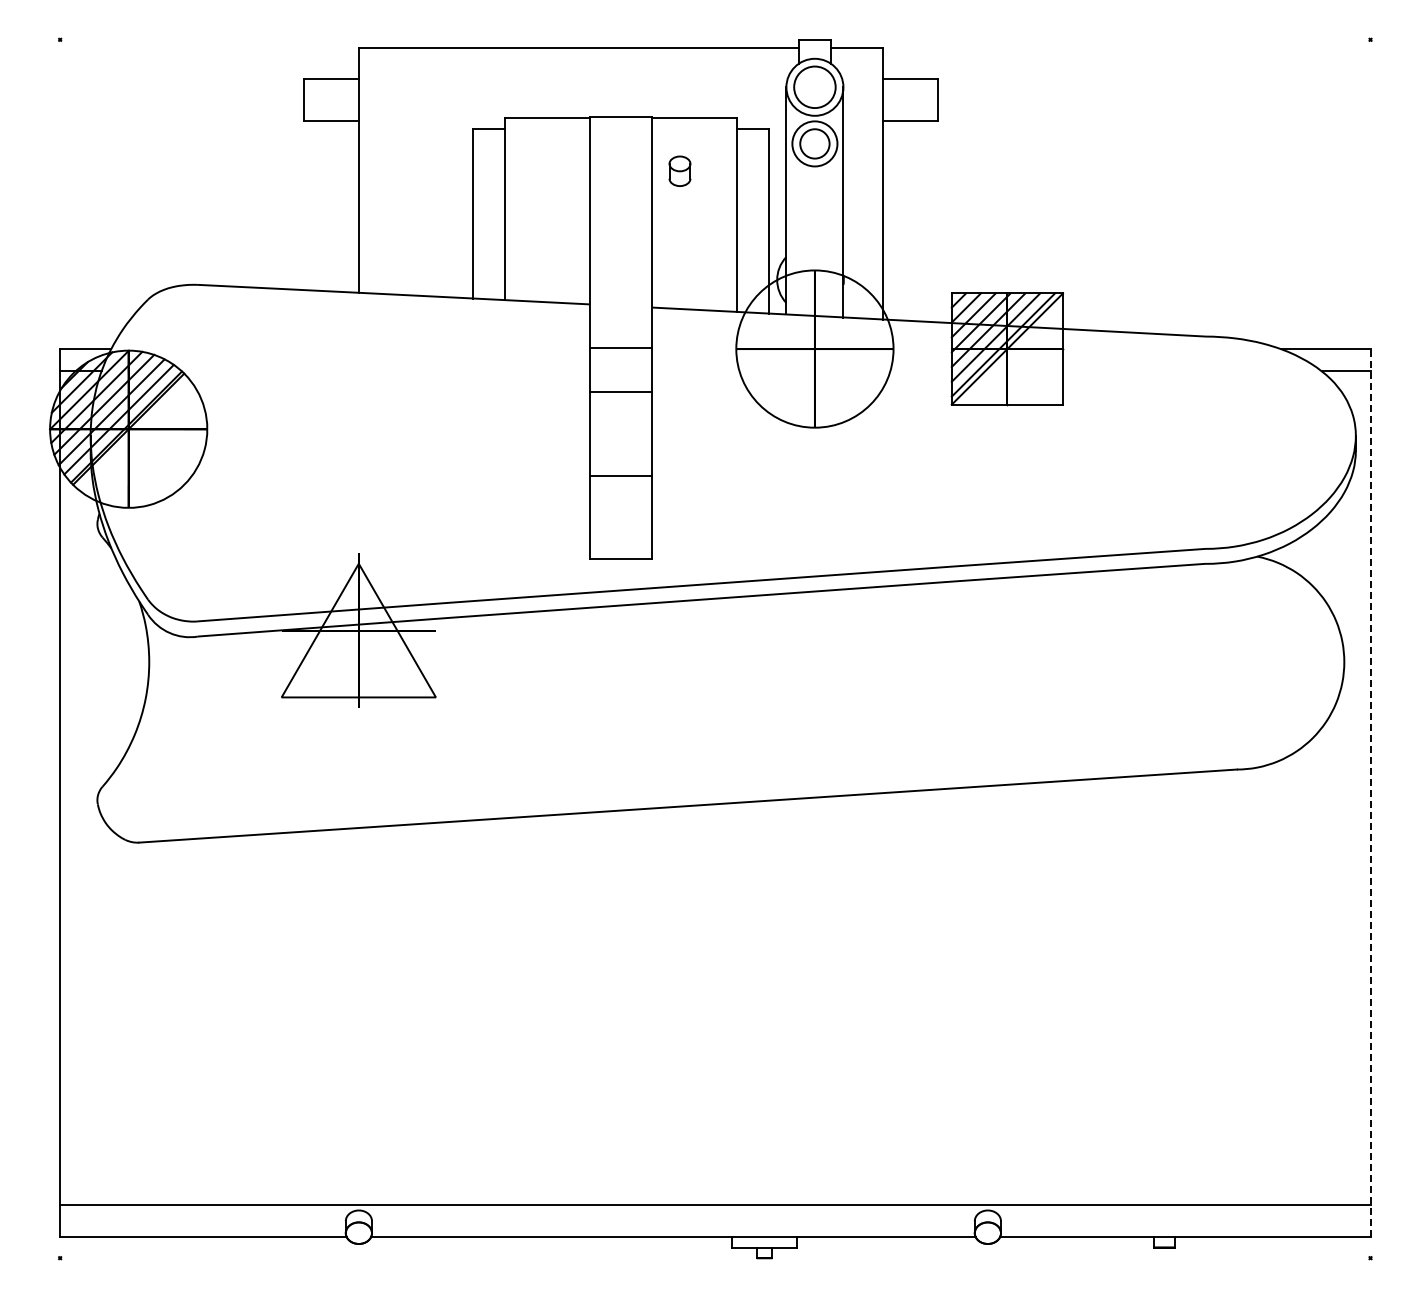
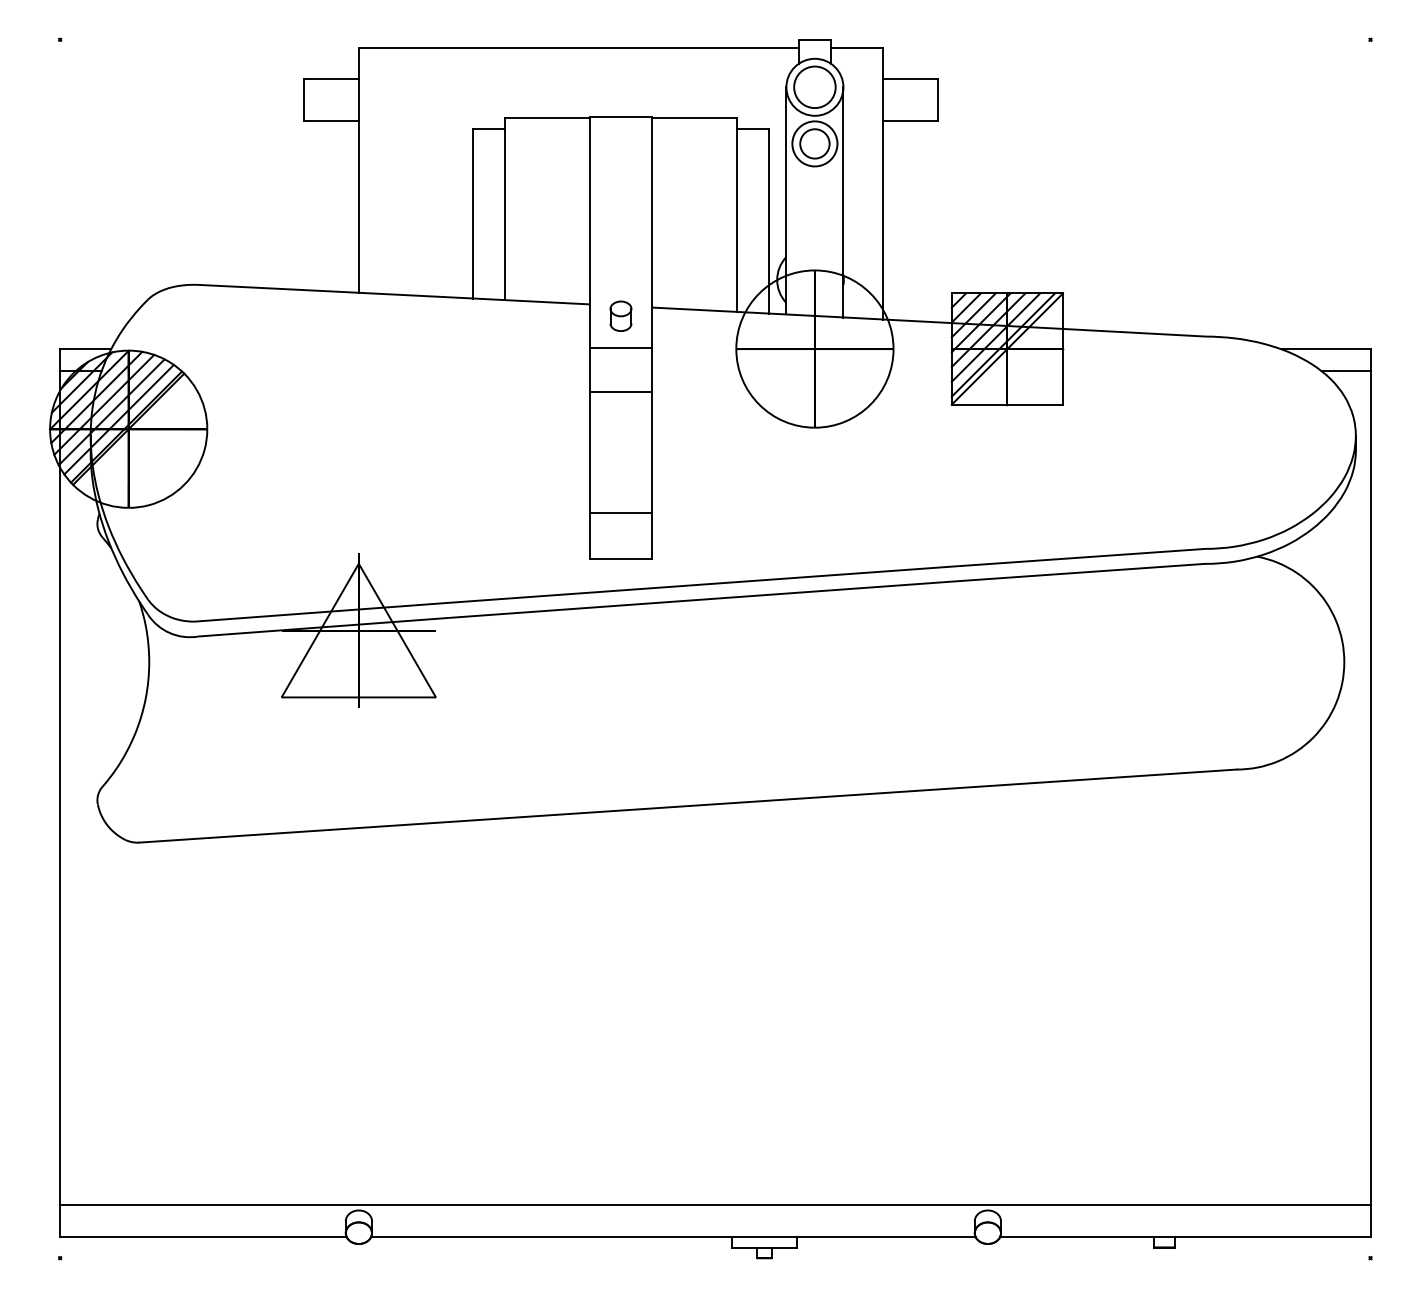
part position: (679, 170) -> (620, 315) (620, 315)
line position: (620, 475) -> (620, 512) (620, 512)
line: dashed -> solid (1370, 792)
